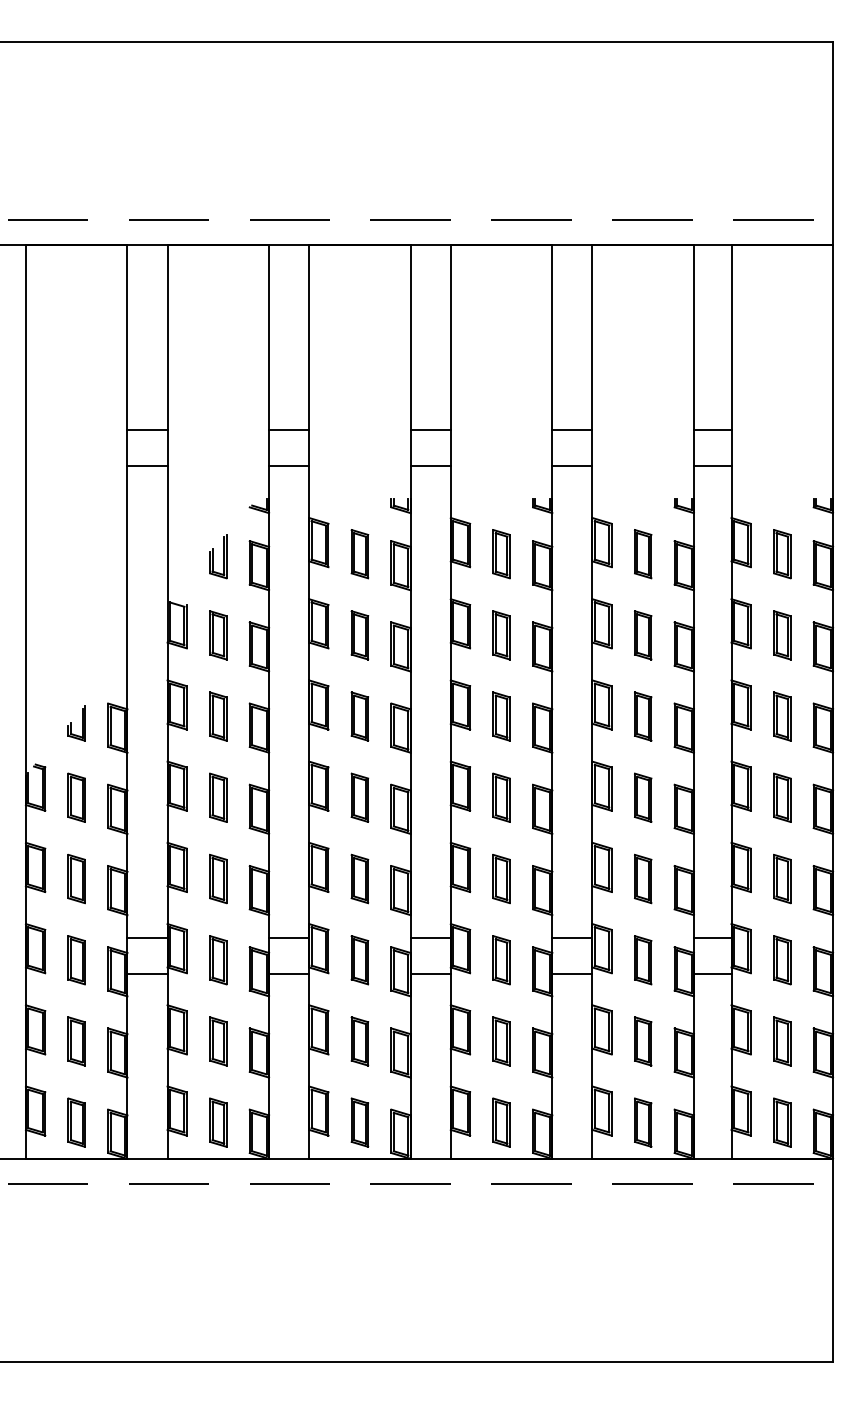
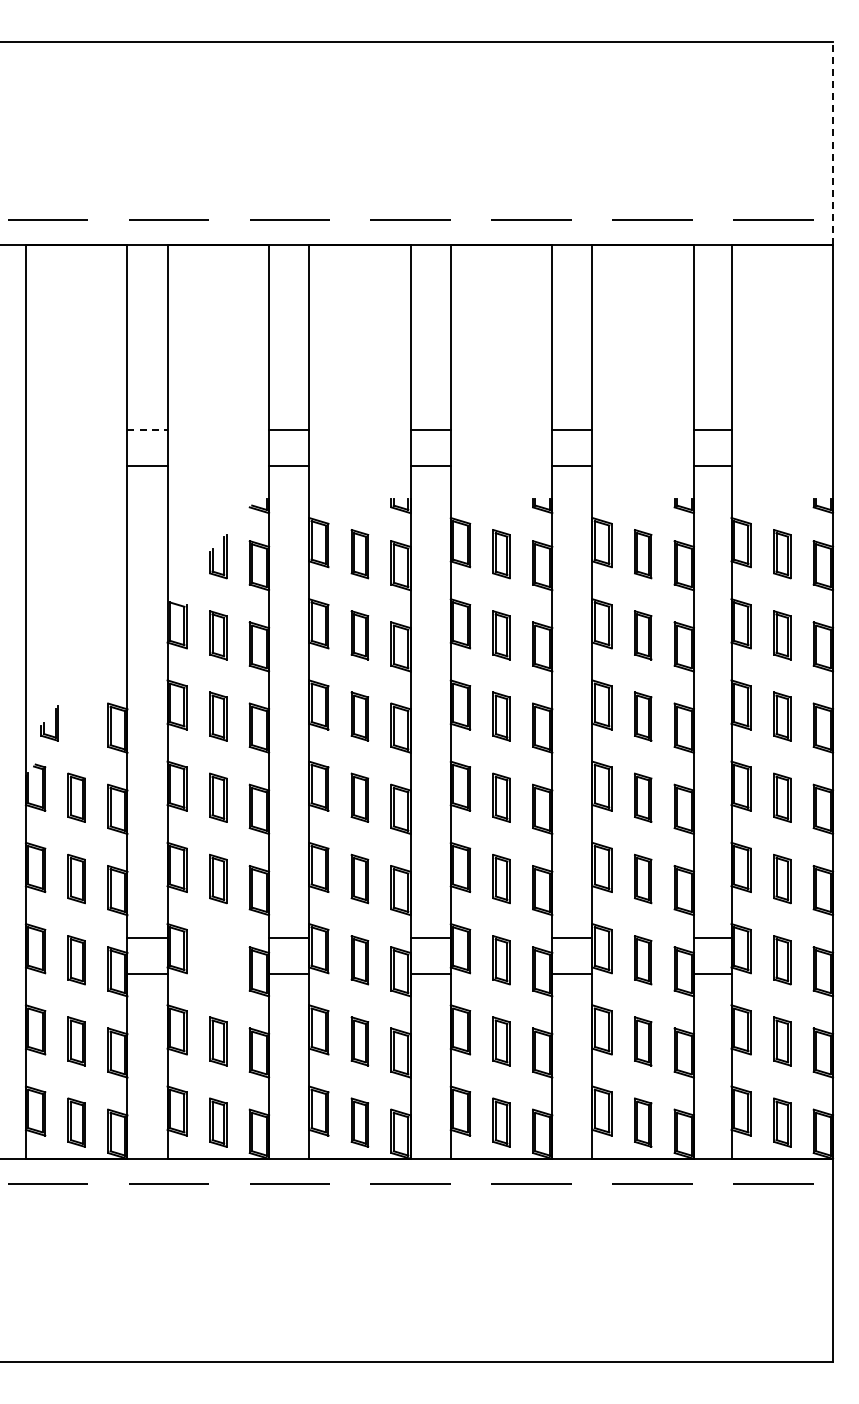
line: solid -> dashed (833, 143)
line: solid -> dashed (148, 430)
part position: (76, 723) -> (49, 723) (49, 723)
part: present -> none (218, 960)
